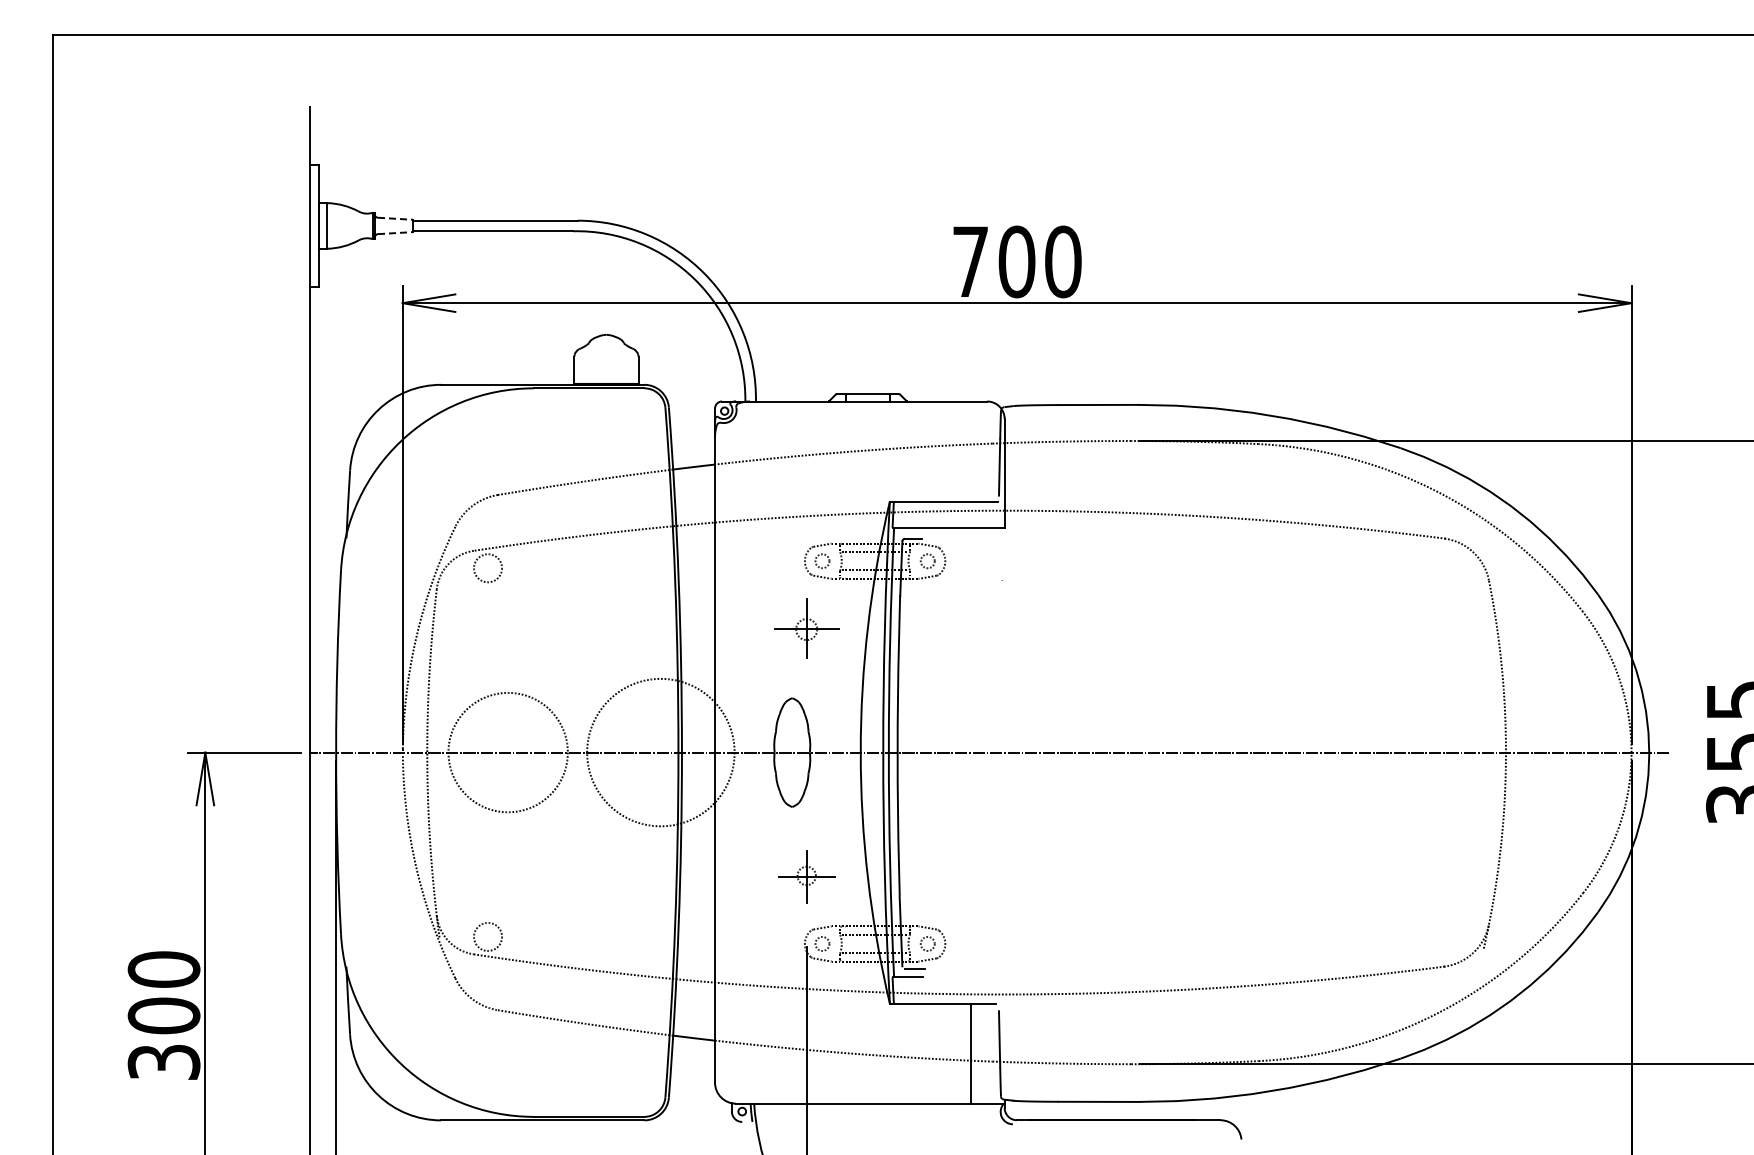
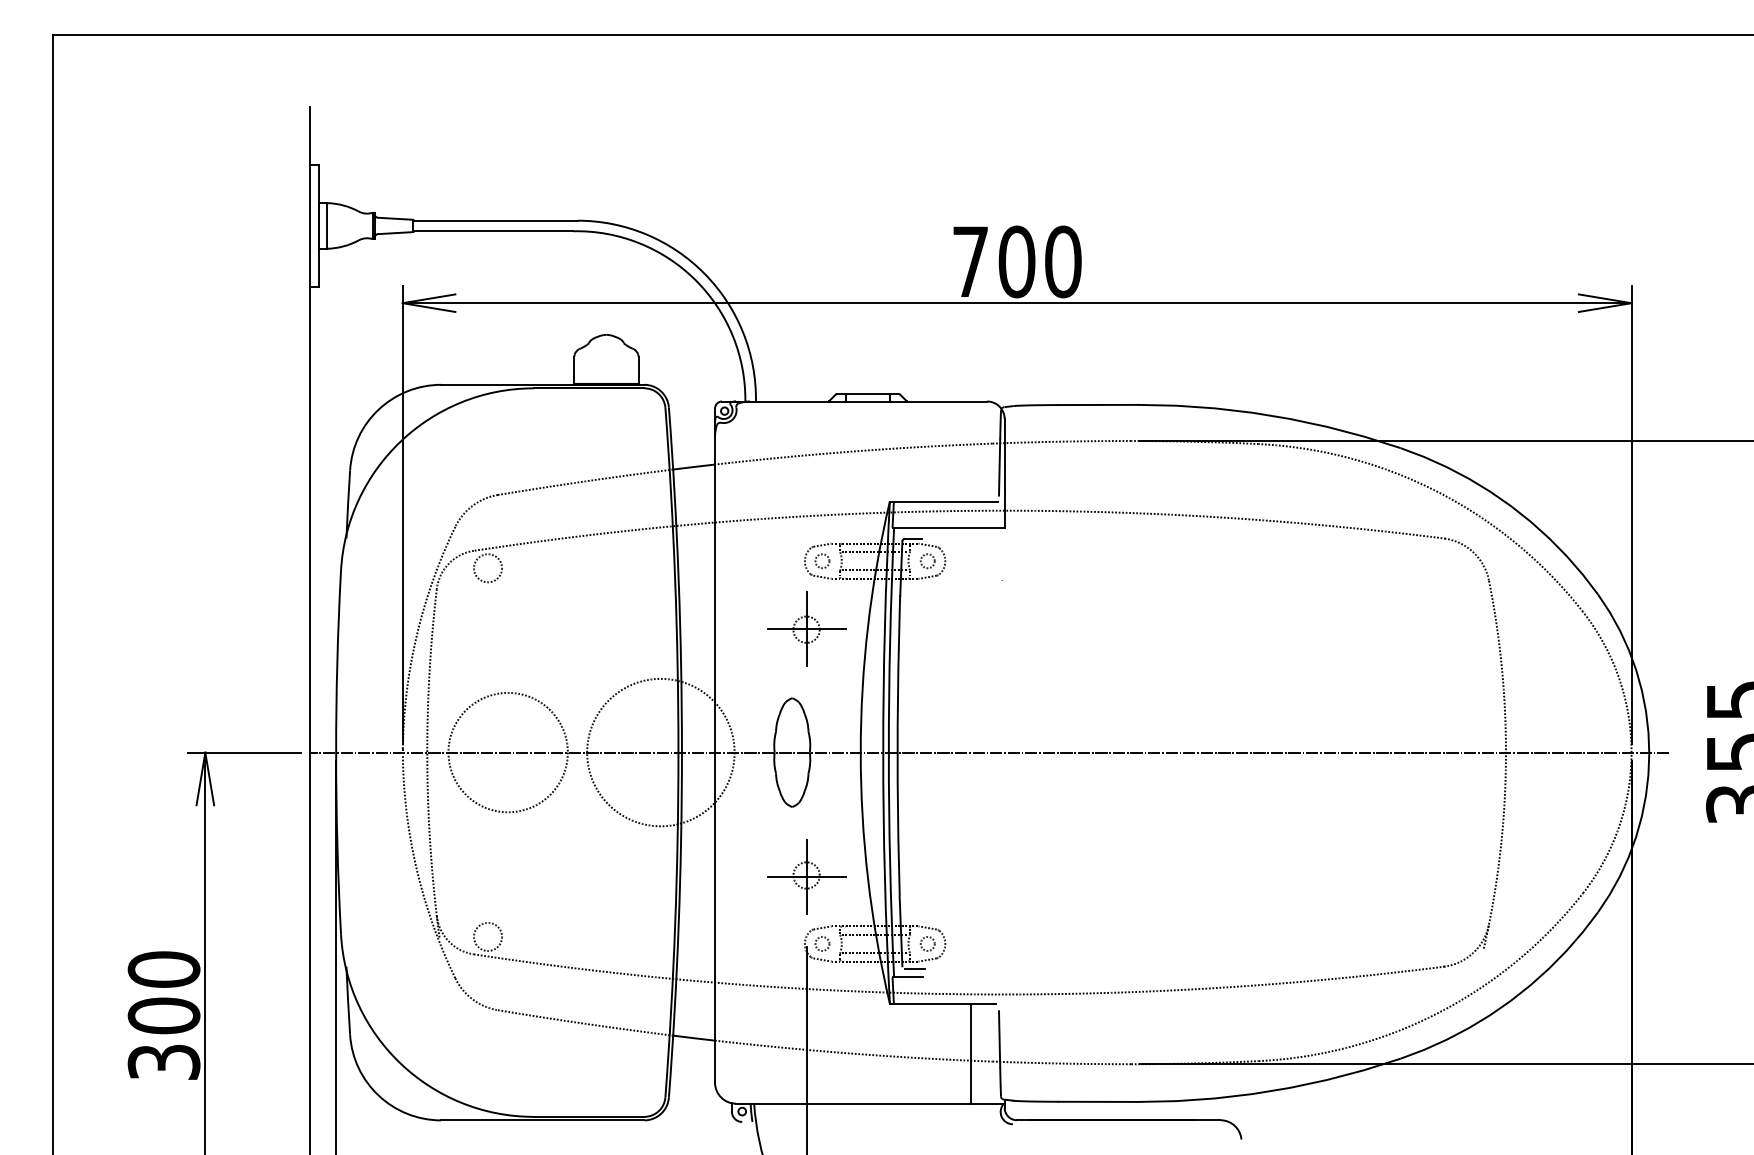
line: dashed -> solid (395, 218)
line: dashed -> solid (395, 233)
part size: 66x61 px -> 80x76 px (806, 628)
part size: 58x54 px -> 80x76 px (806, 876)
